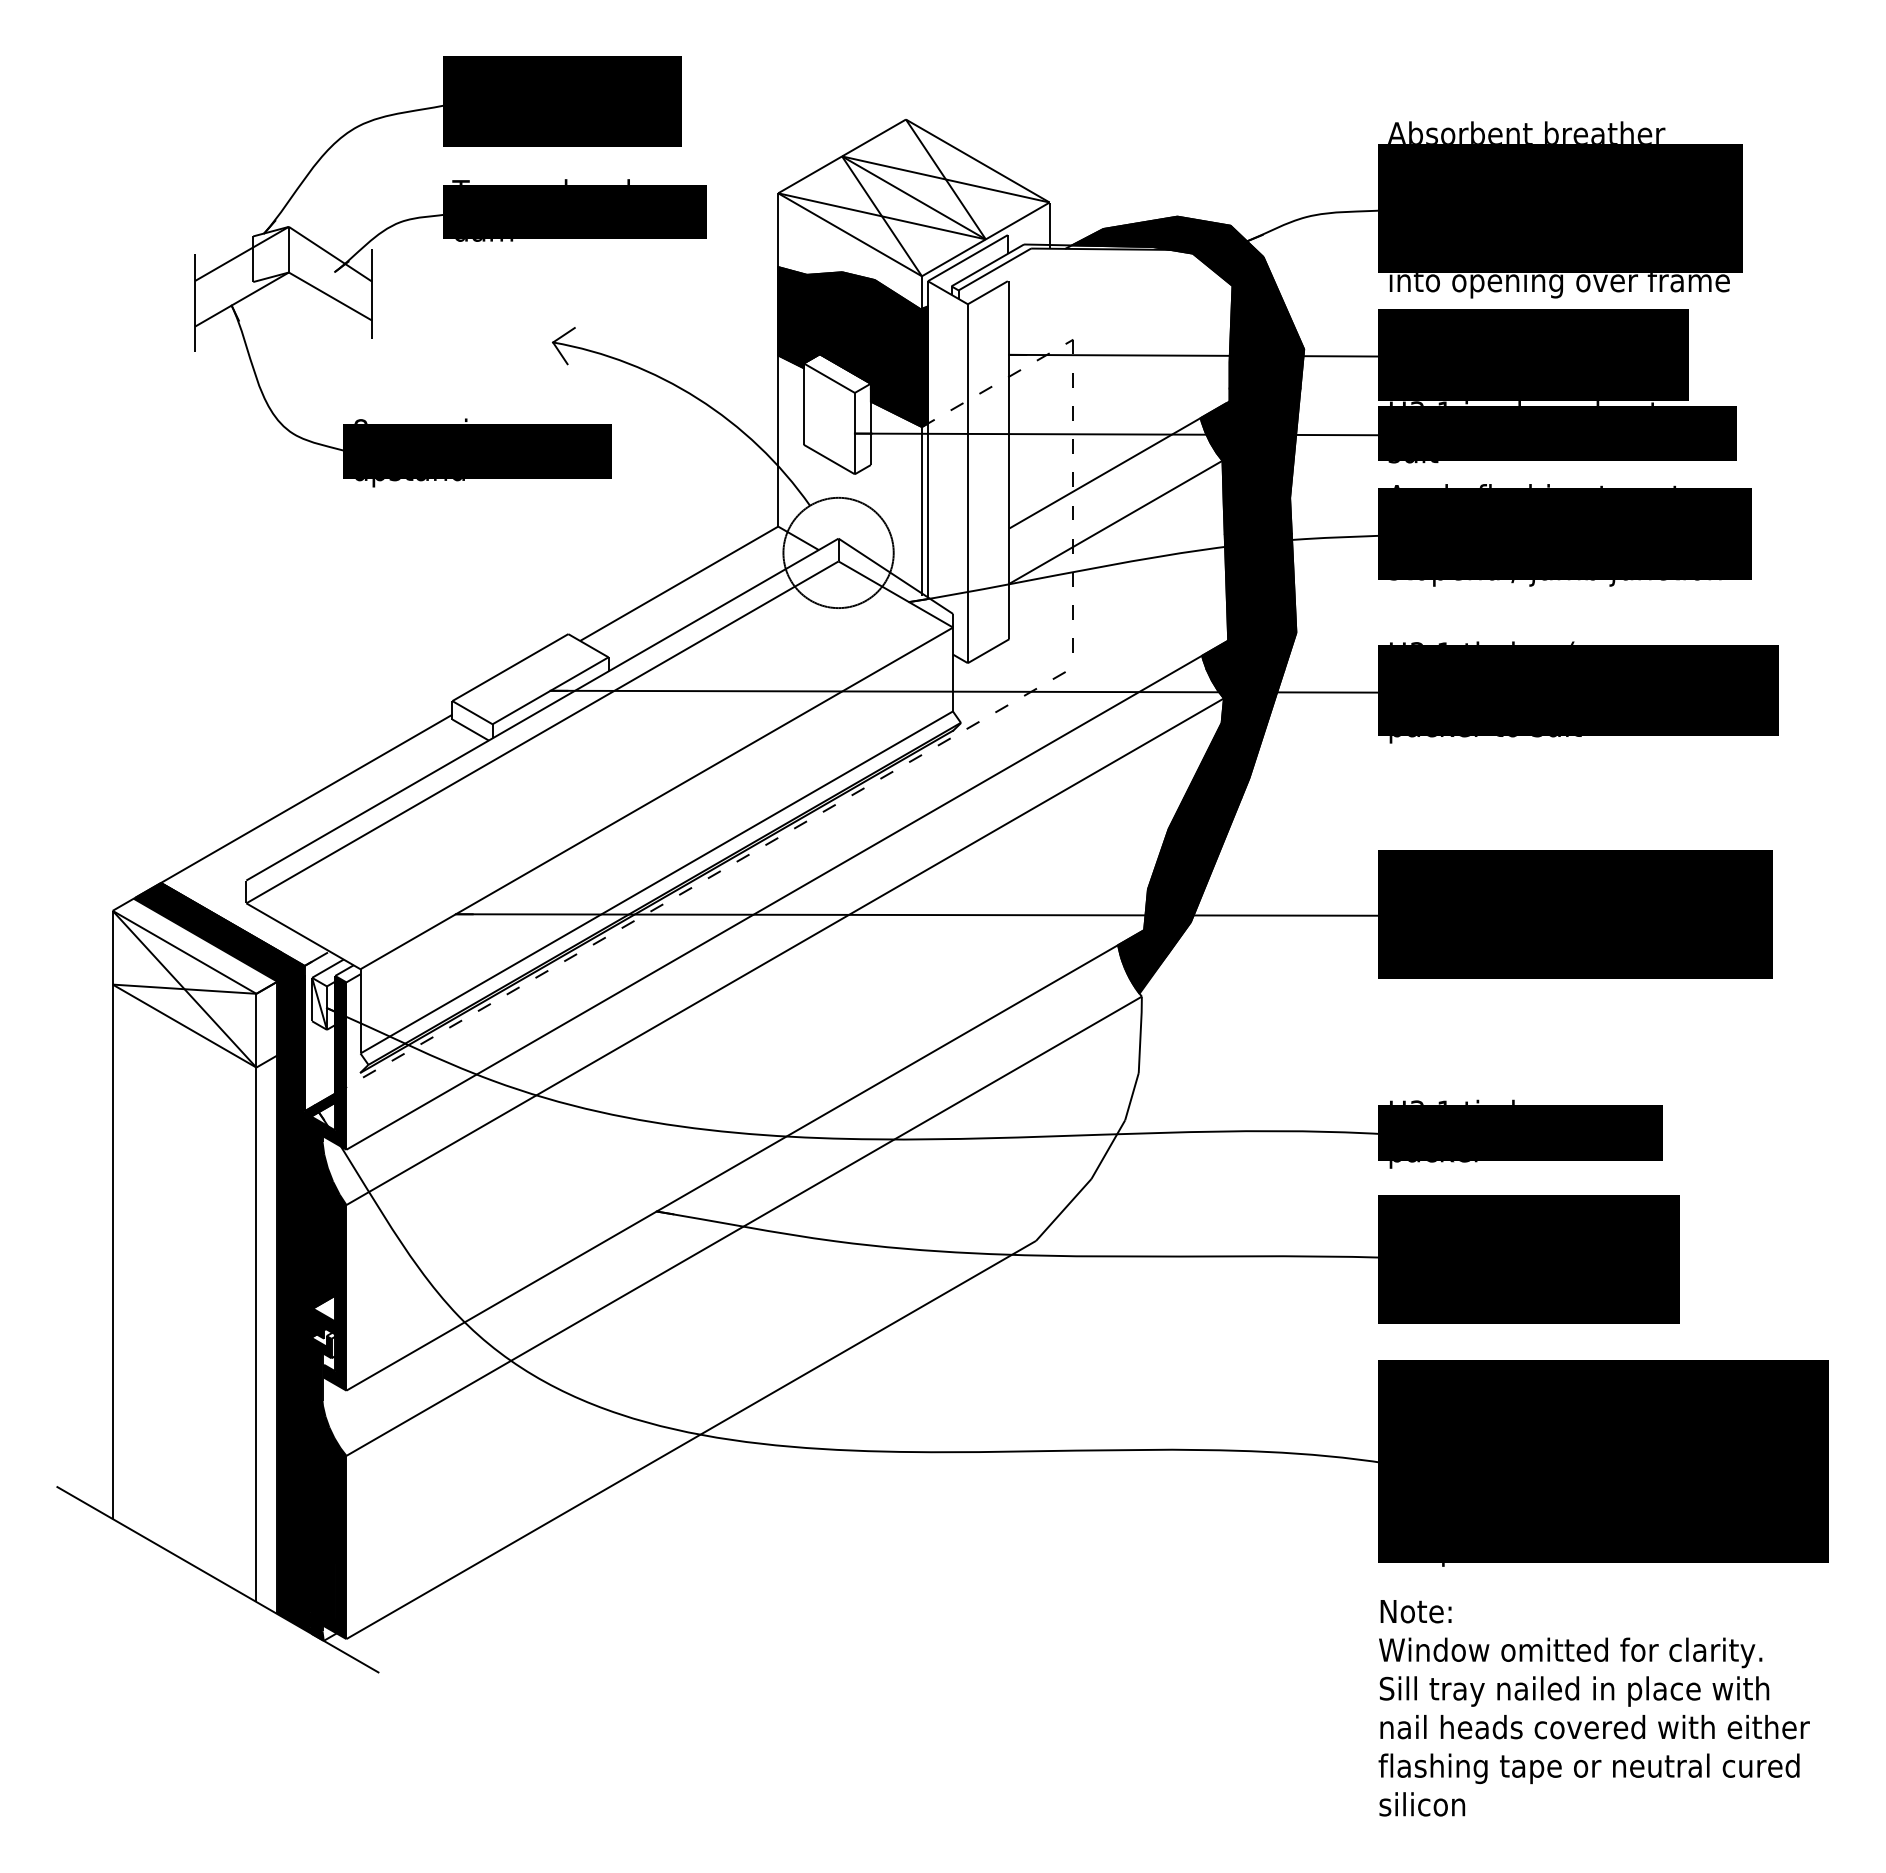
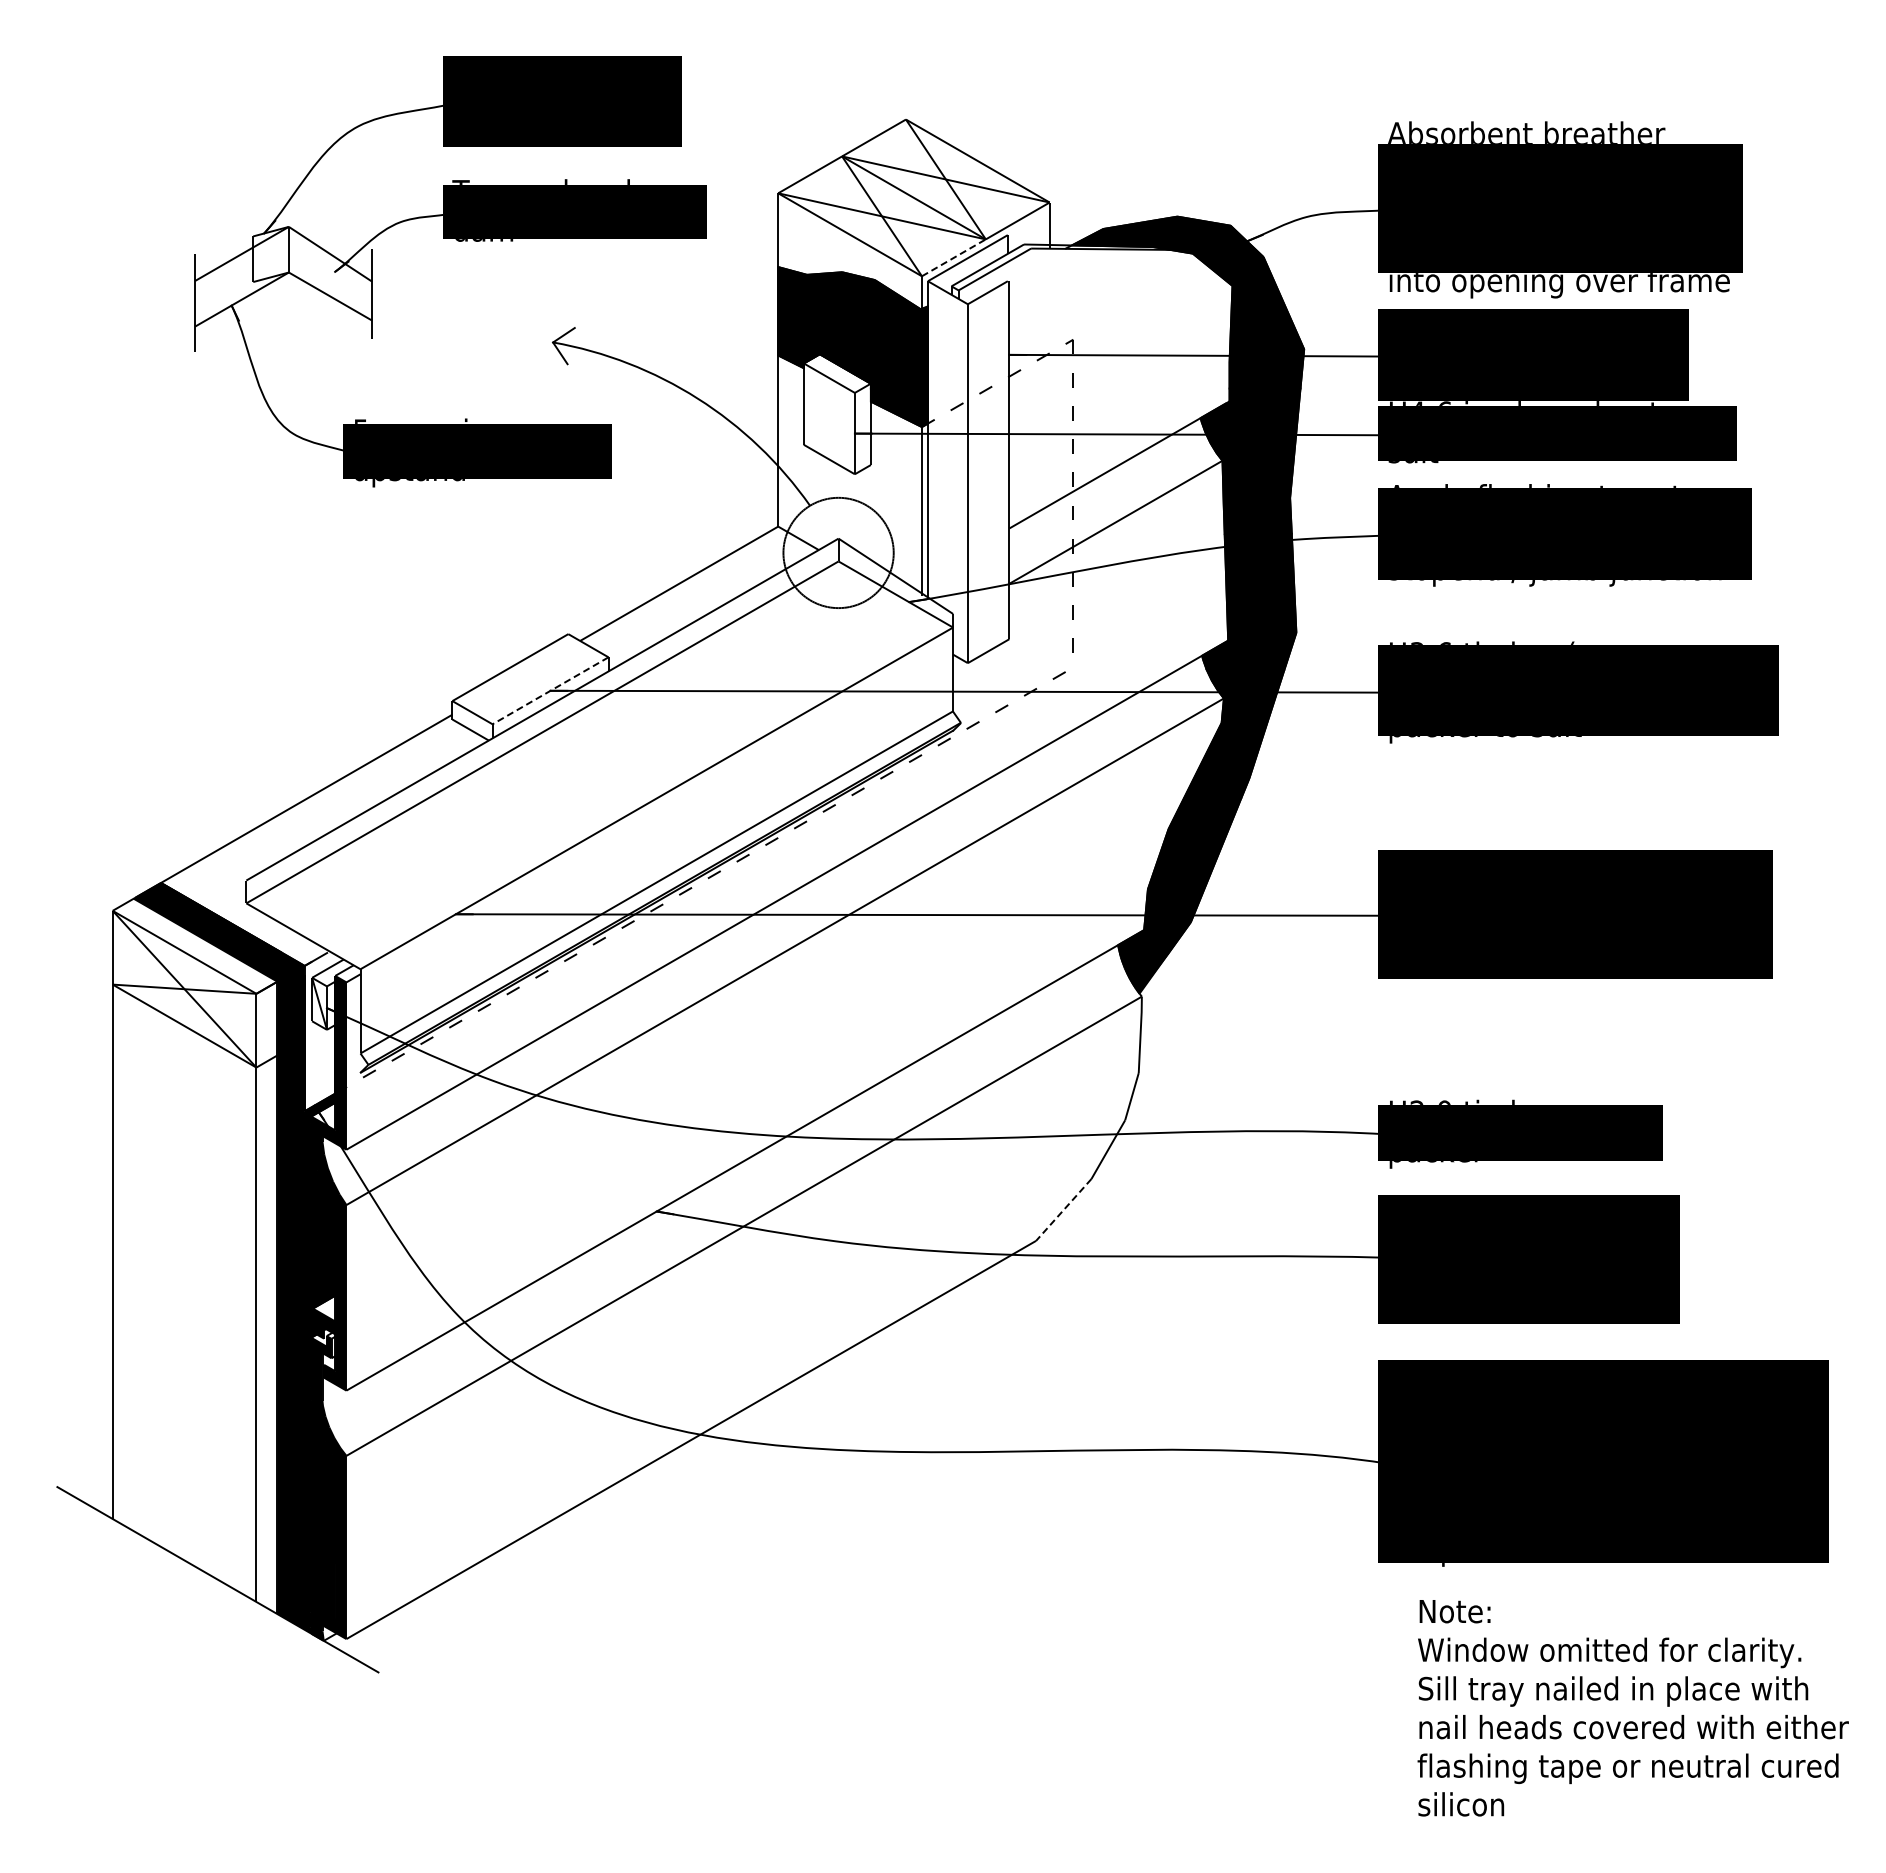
line: solid -> dashed (953, 257)
text: H3.1 -> H4.6 (1430, 403)
text: 8mm -> 5mm (360, 421)
text: H3.1 -> H3.6 (1444, 643)
line: solid -> dashed (550, 690)
text: H3.1 -> H2.0 (1430, 1102)
line: solid -> dashed (1063, 1210)
text position: (1593, 1708) -> (1632, 1708) (1632, 1708)
